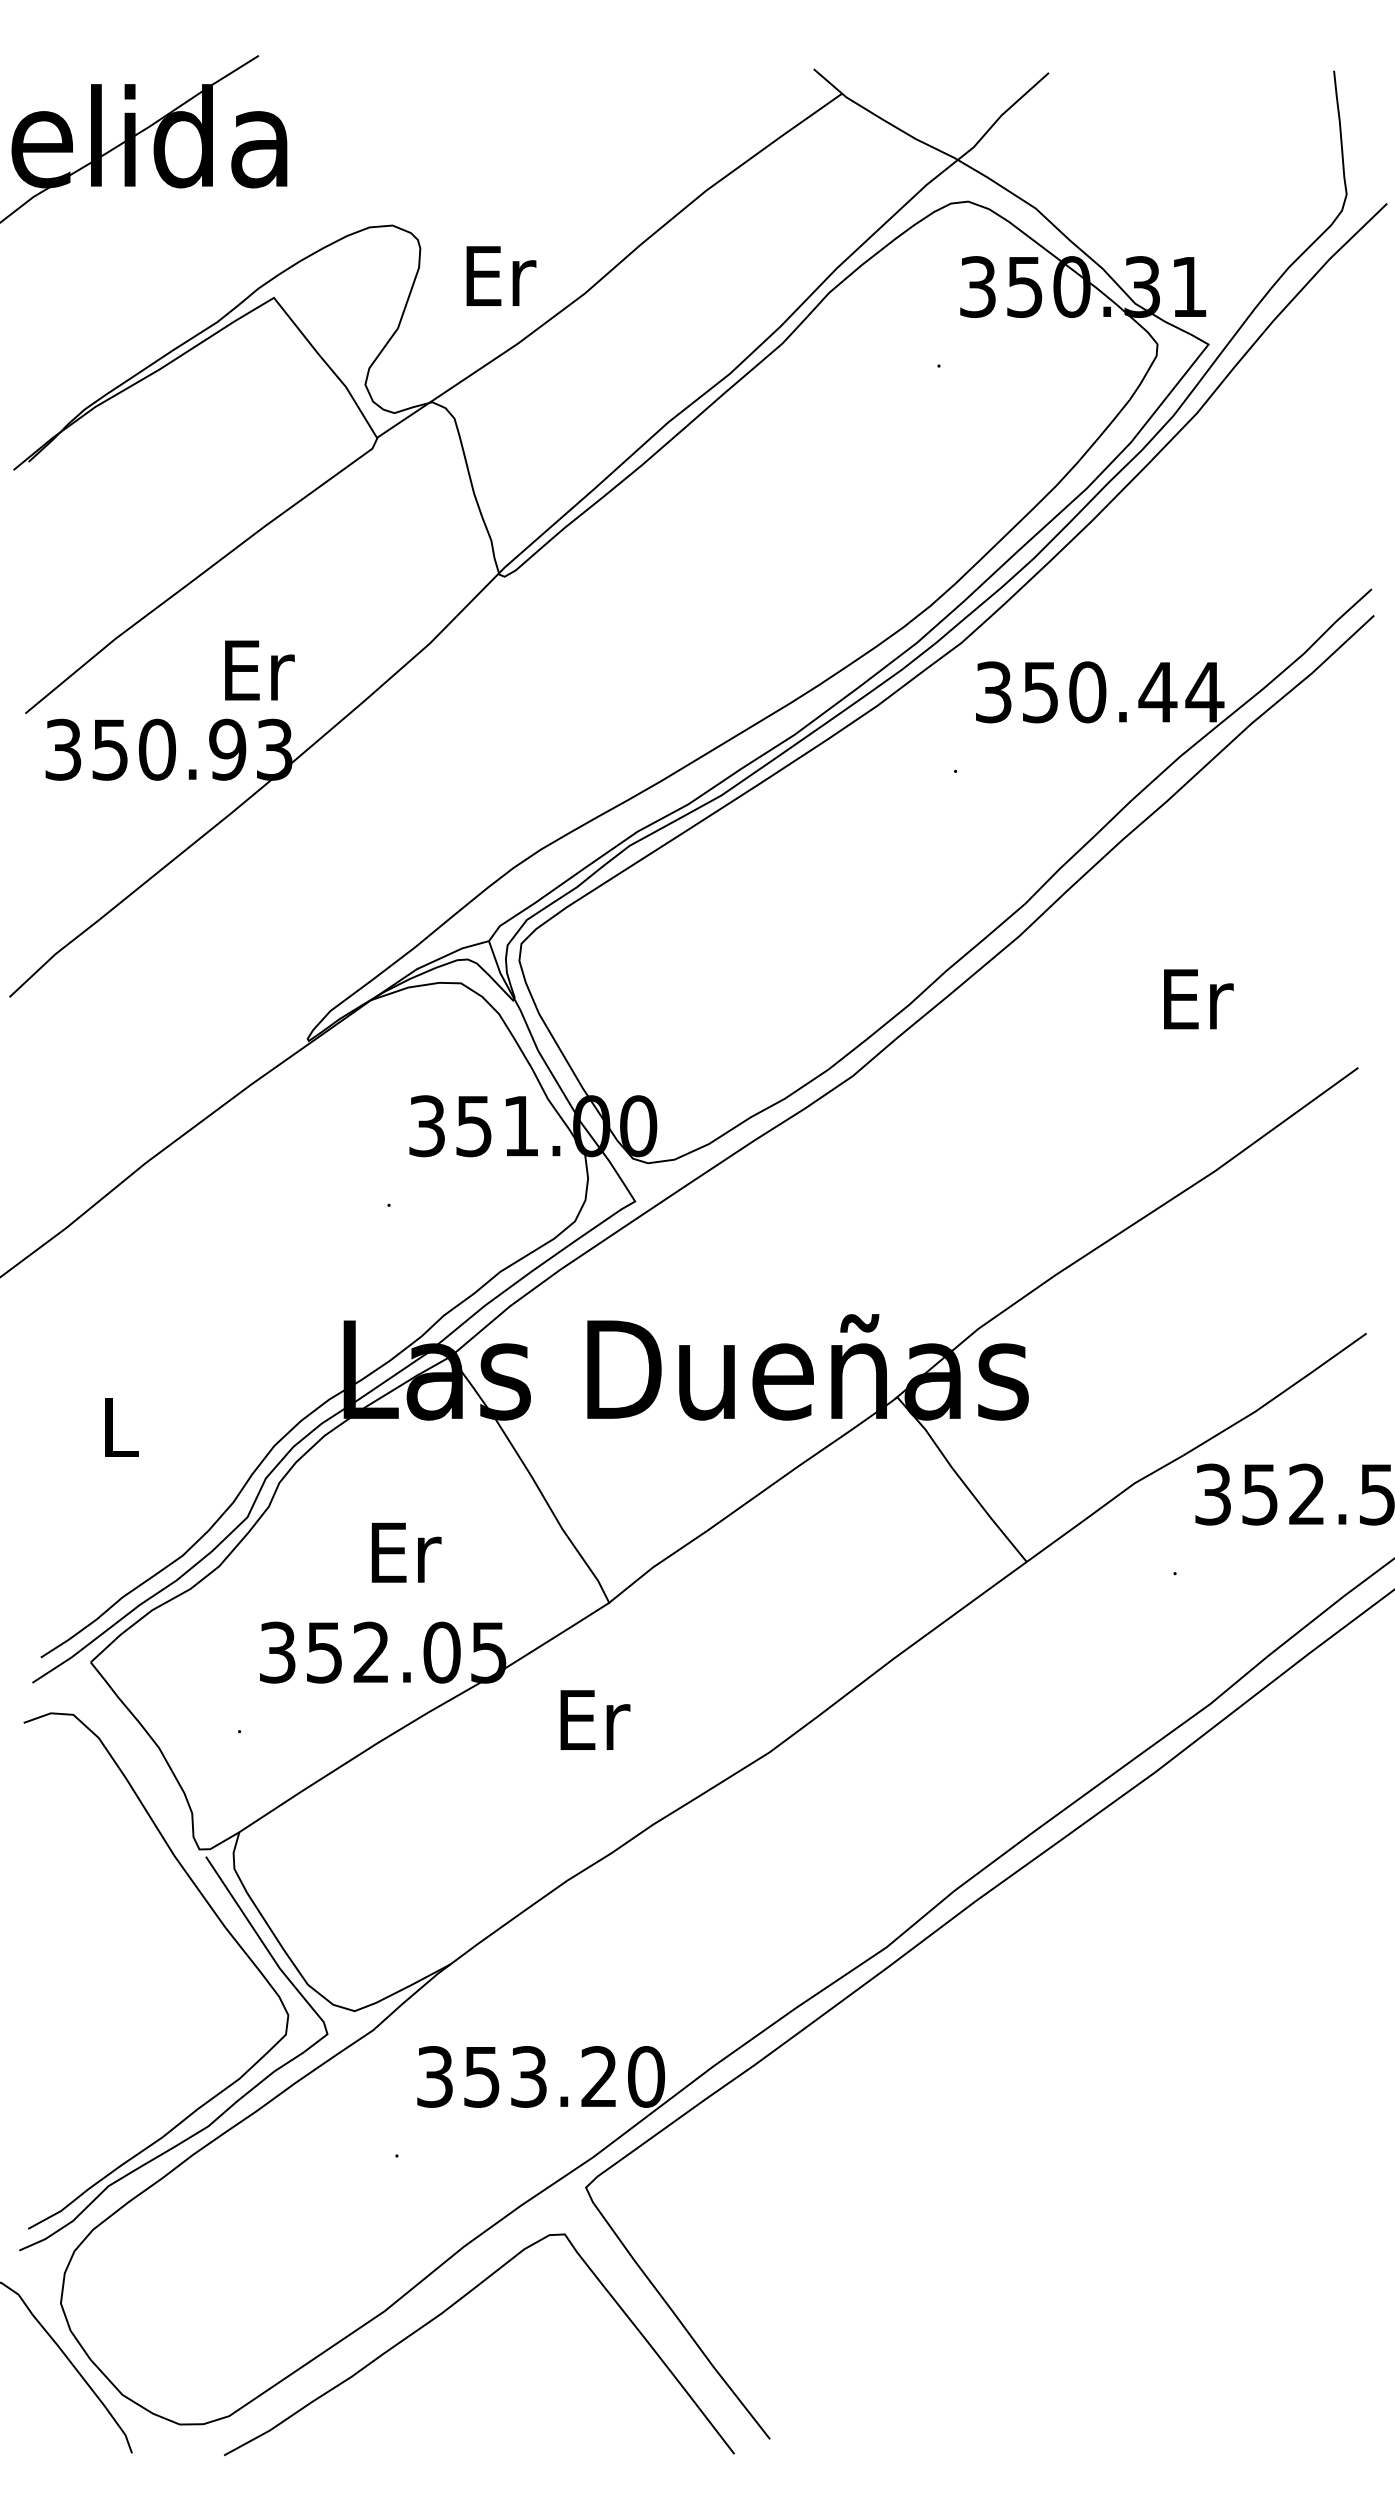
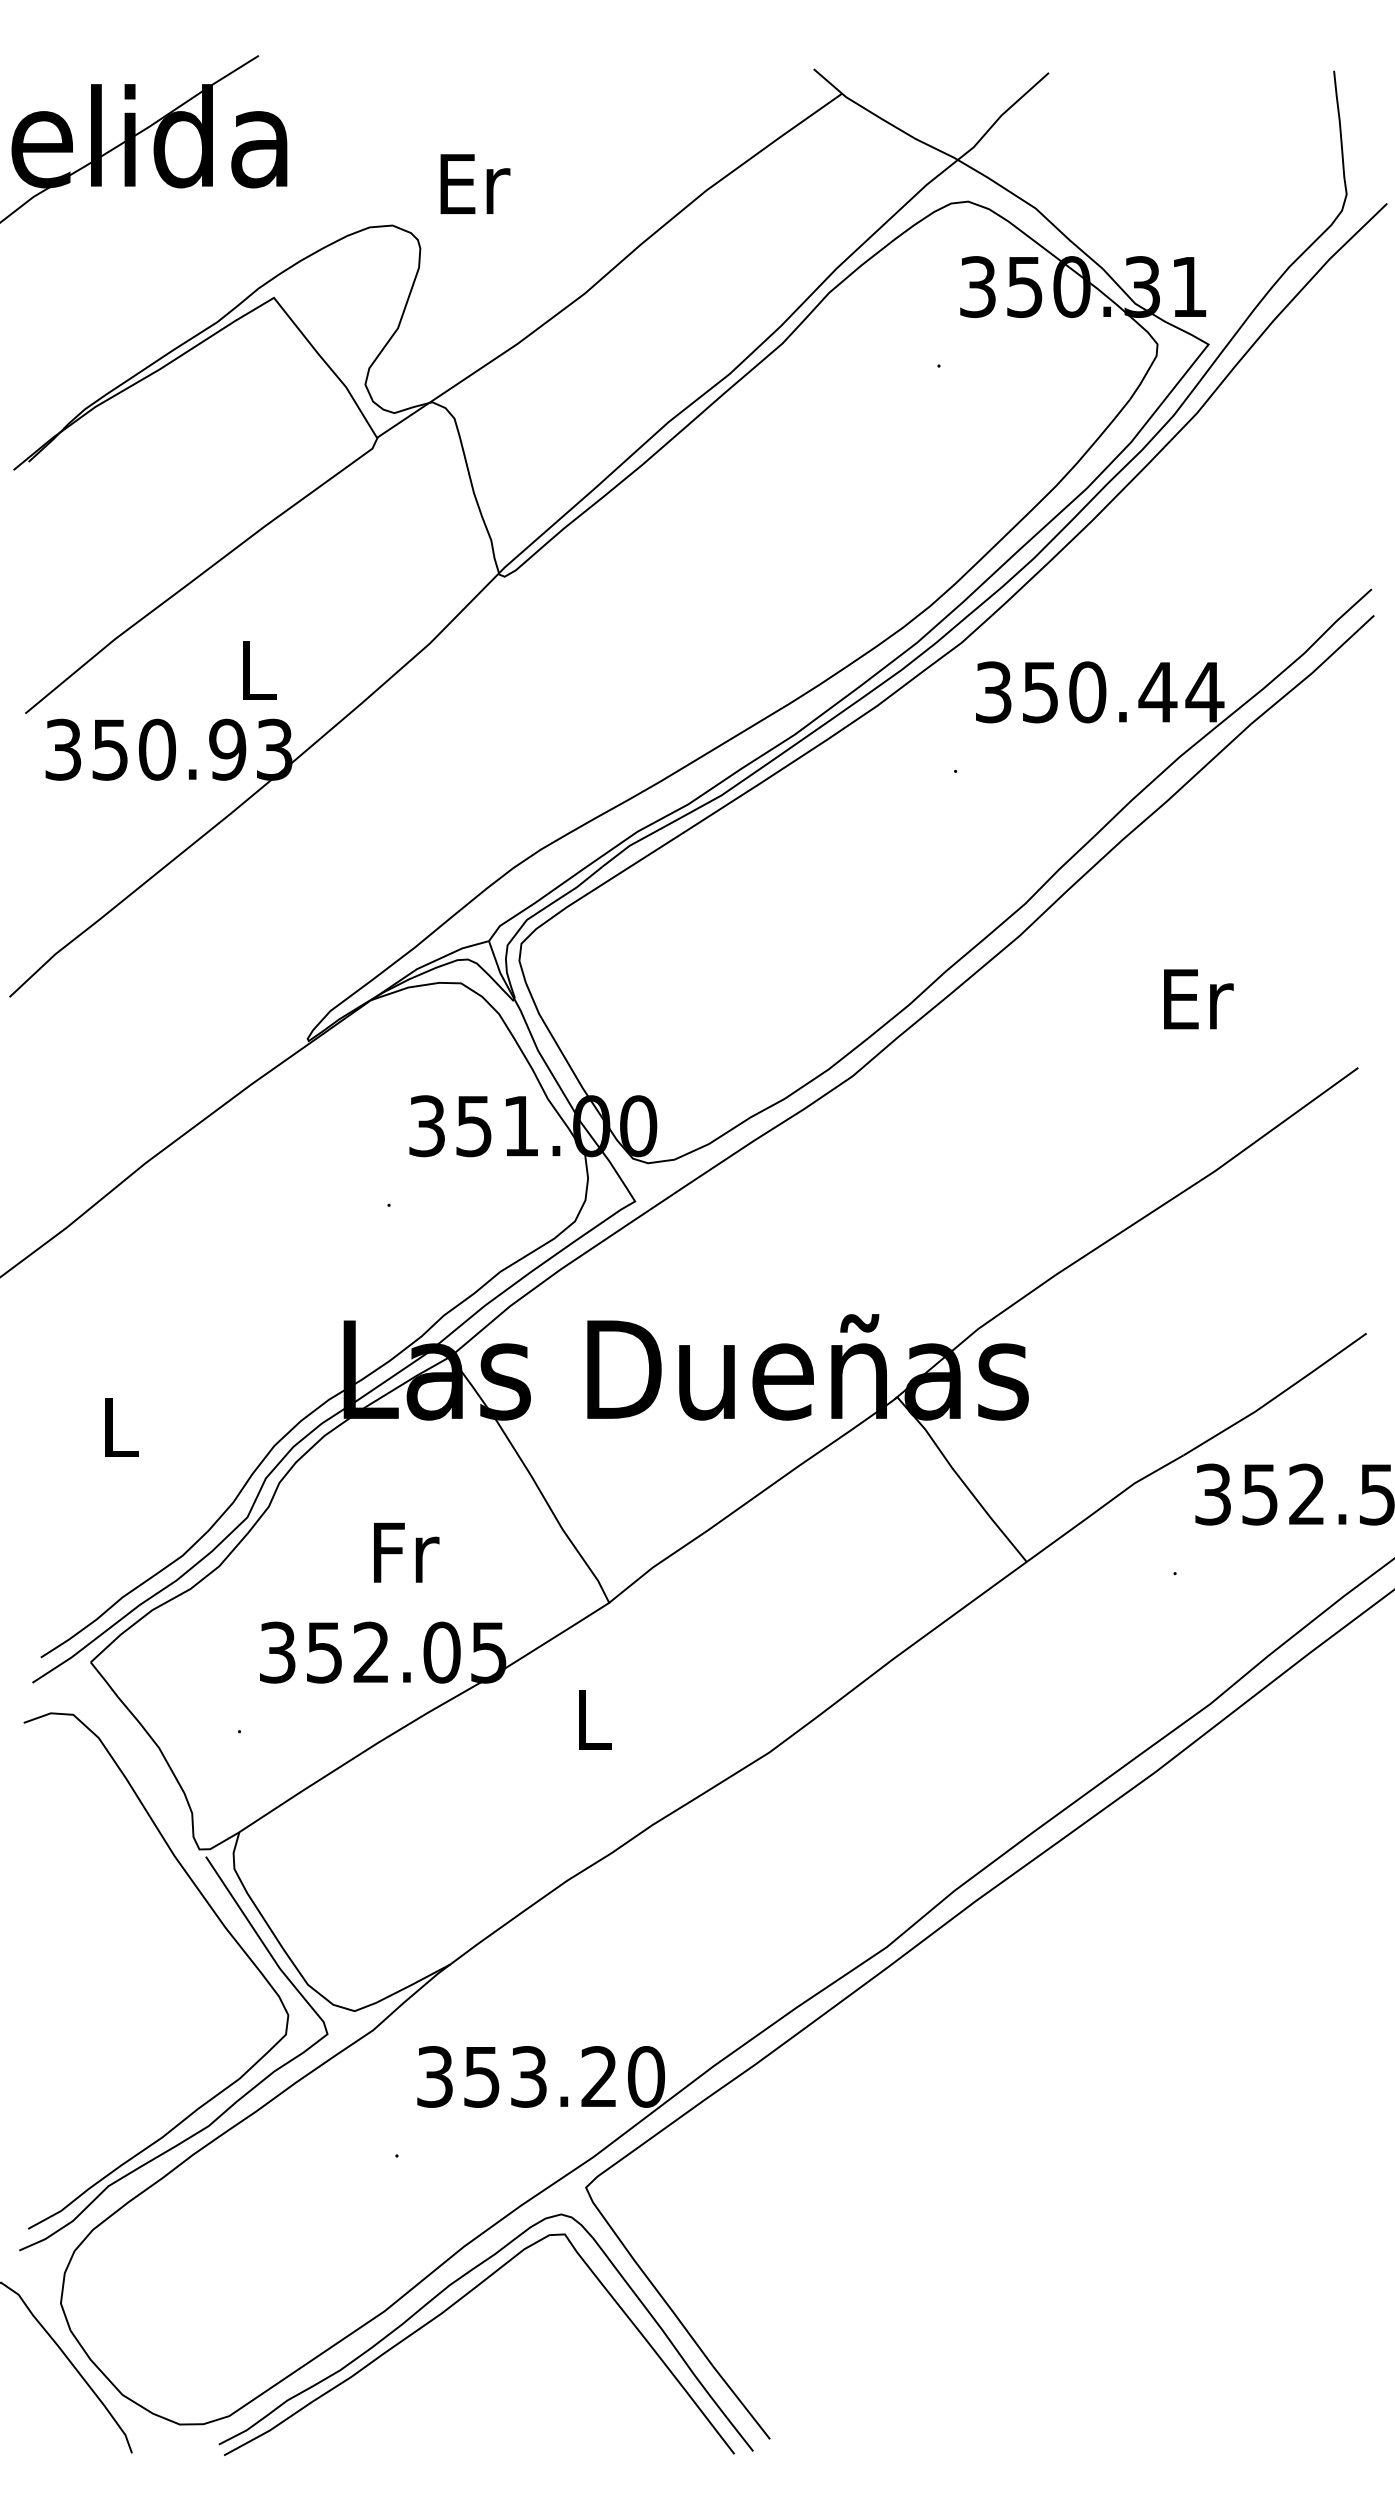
text position: (501, 275) -> (475, 183) (475, 183)
text: Er -> L (259, 670)
text: Er -> Fr (406, 1552)
text: Er -> L (595, 1719)
curve: none -> present (454, 2283)
